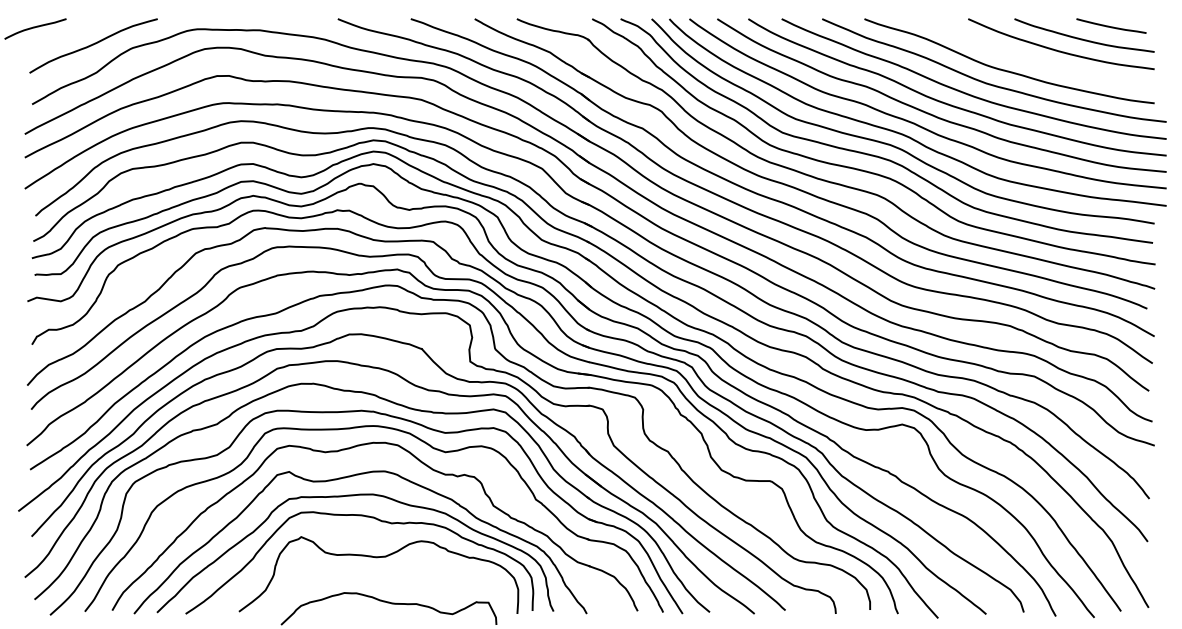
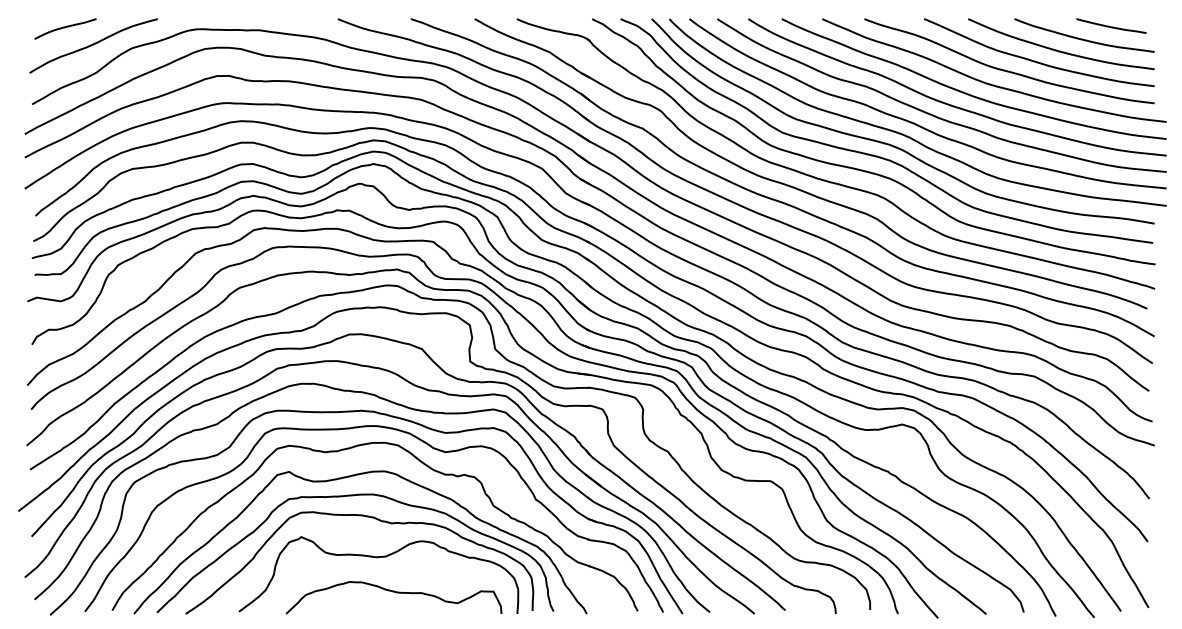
curve position: (35, 27) -> (65, 27) (65, 27)
curve: none -> present (1035, 60)
curve position: (388, 603) -> (393, 592) (393, 592)
